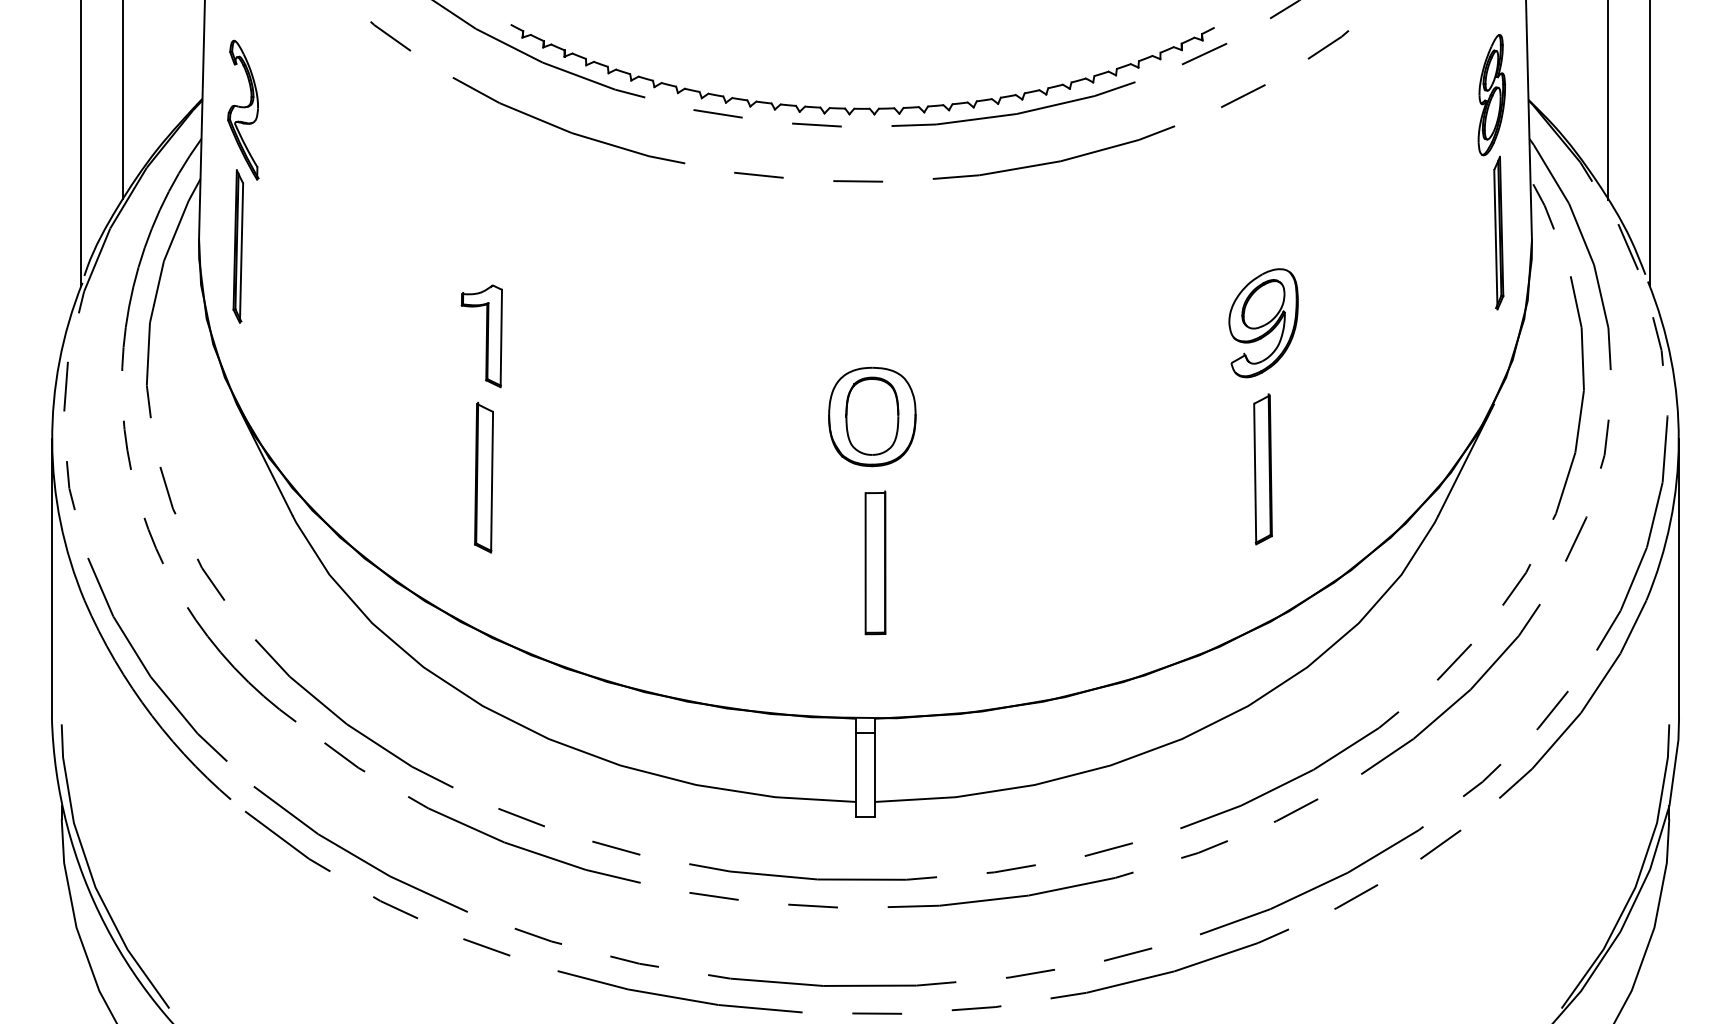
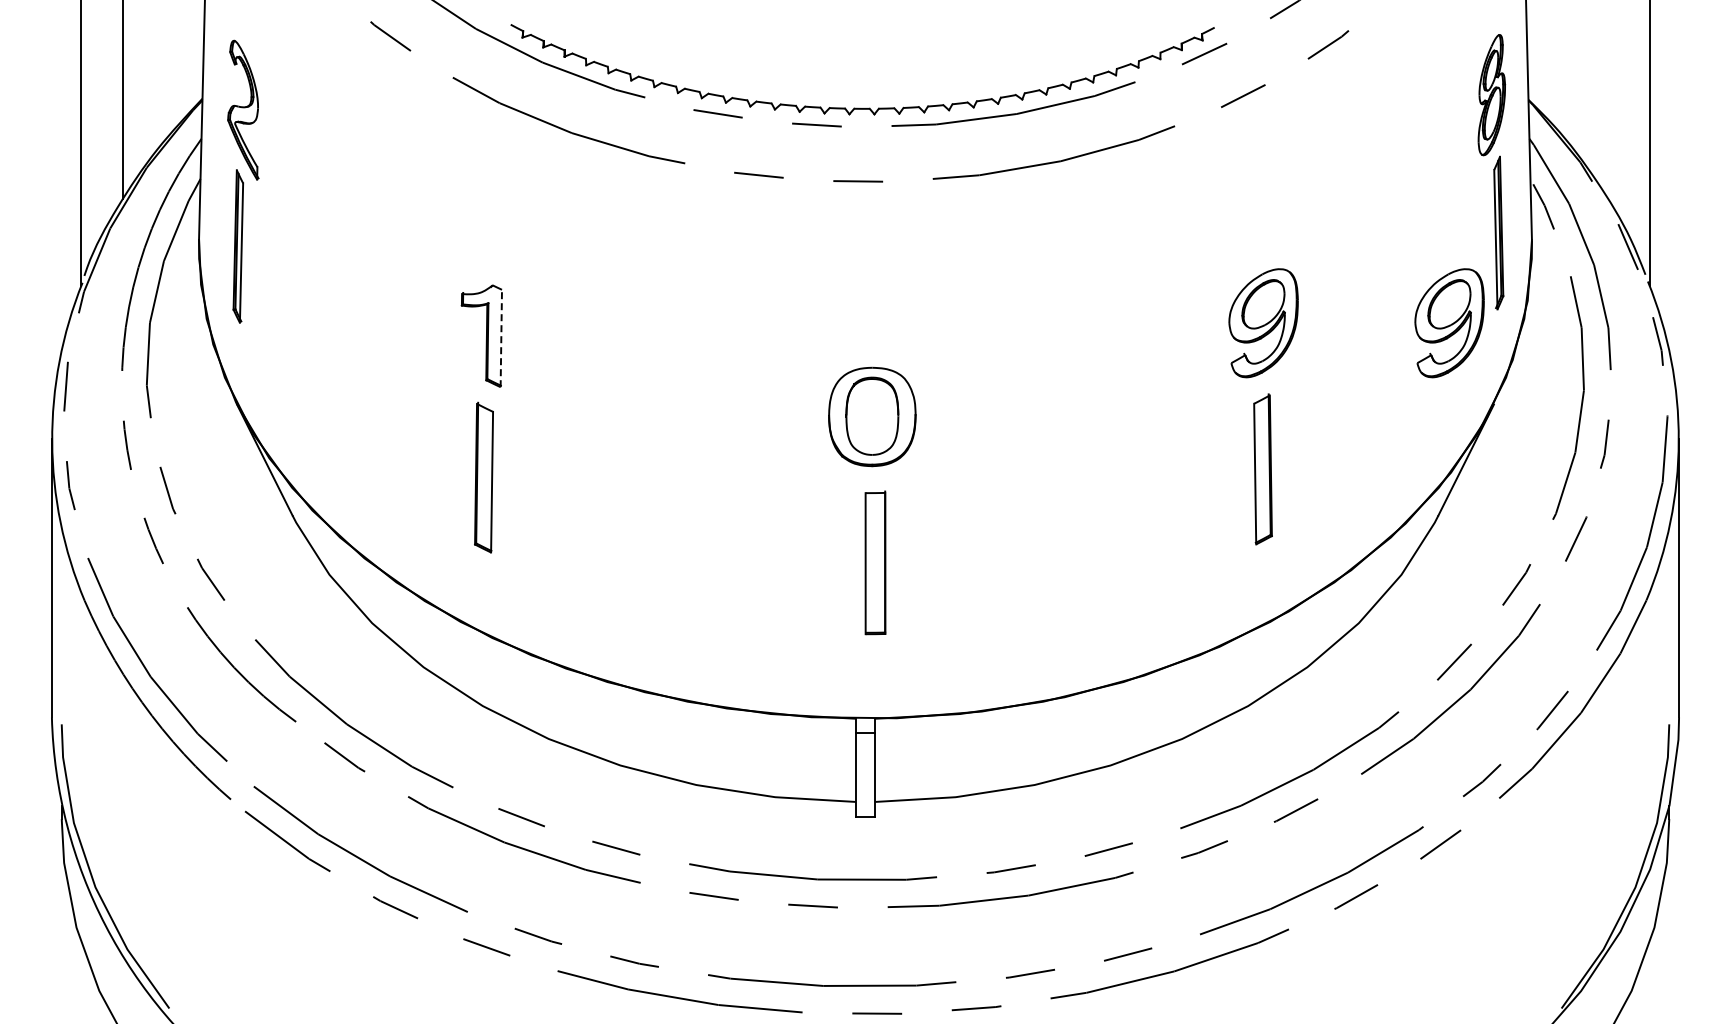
line: present -> none (1607, 100)
part: none -> present (1449, 323)
line: solid -> dashed (501, 338)
